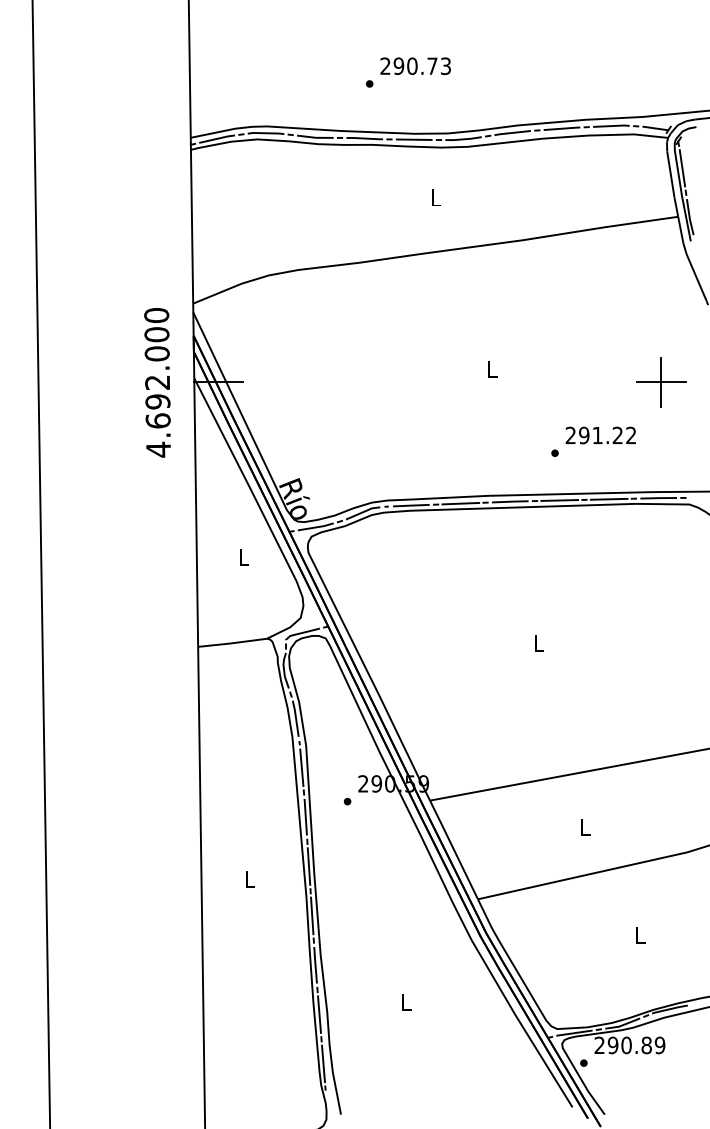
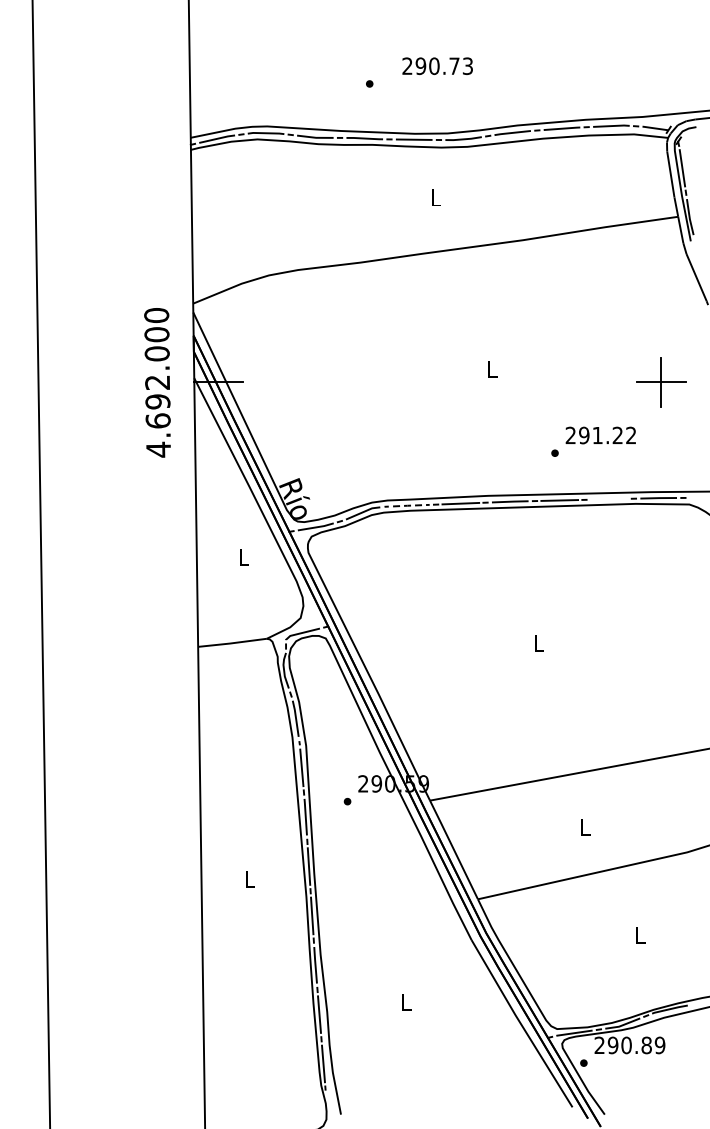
text position: (415, 65) -> (437, 65) (437, 65)
line: present -> none (608, 498)
line: solid -> dashed (411, 505)
